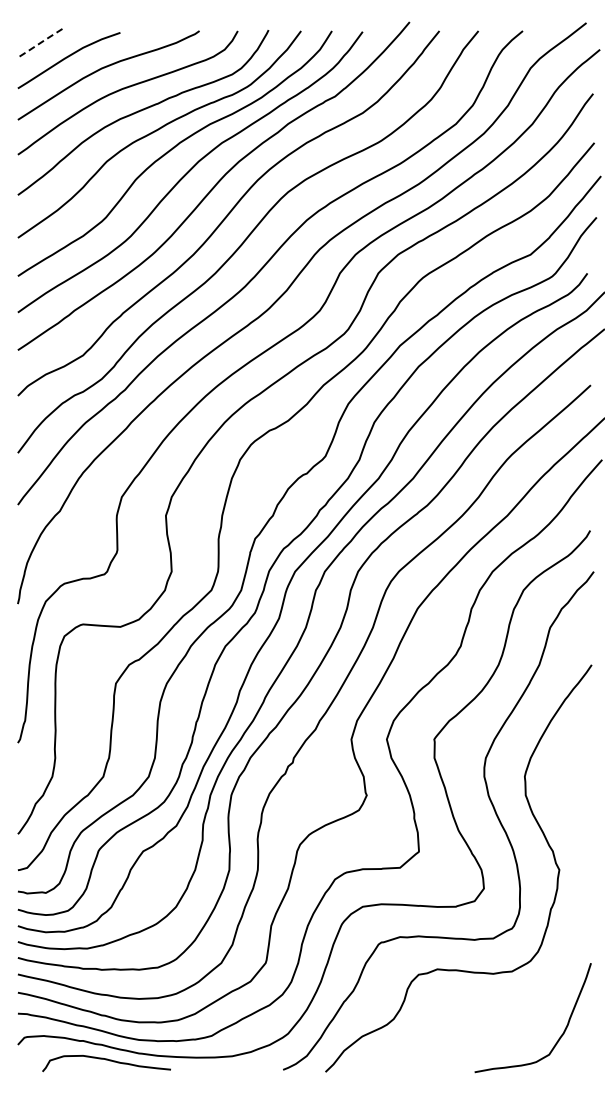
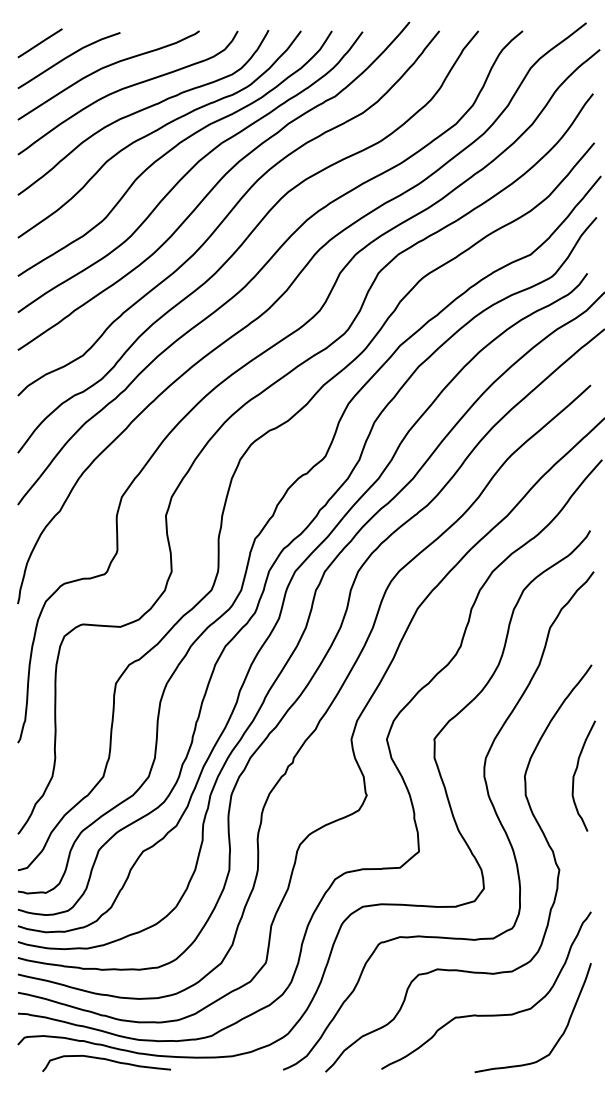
line: dashed -> solid (39, 43)
curve: none -> present (576, 772)
curve: none -> present (486, 1014)
